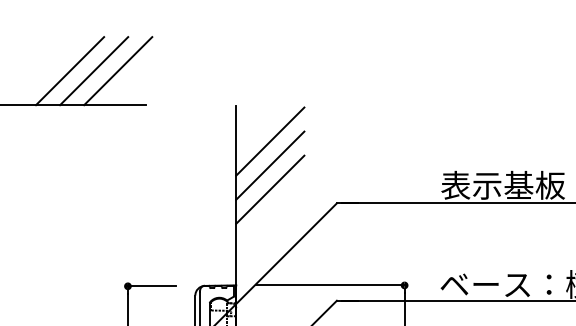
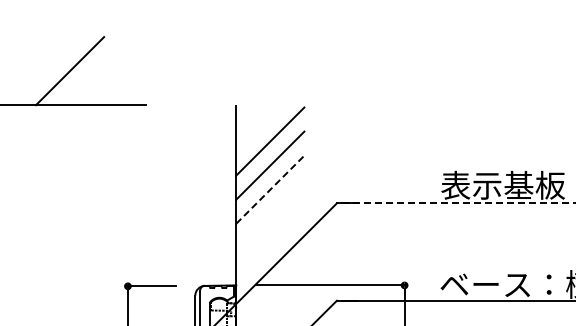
line: present -> none (94, 71)
line: present -> none (118, 71)
line: solid -> dashed (270, 189)
line: solid -> dashed (458, 203)
